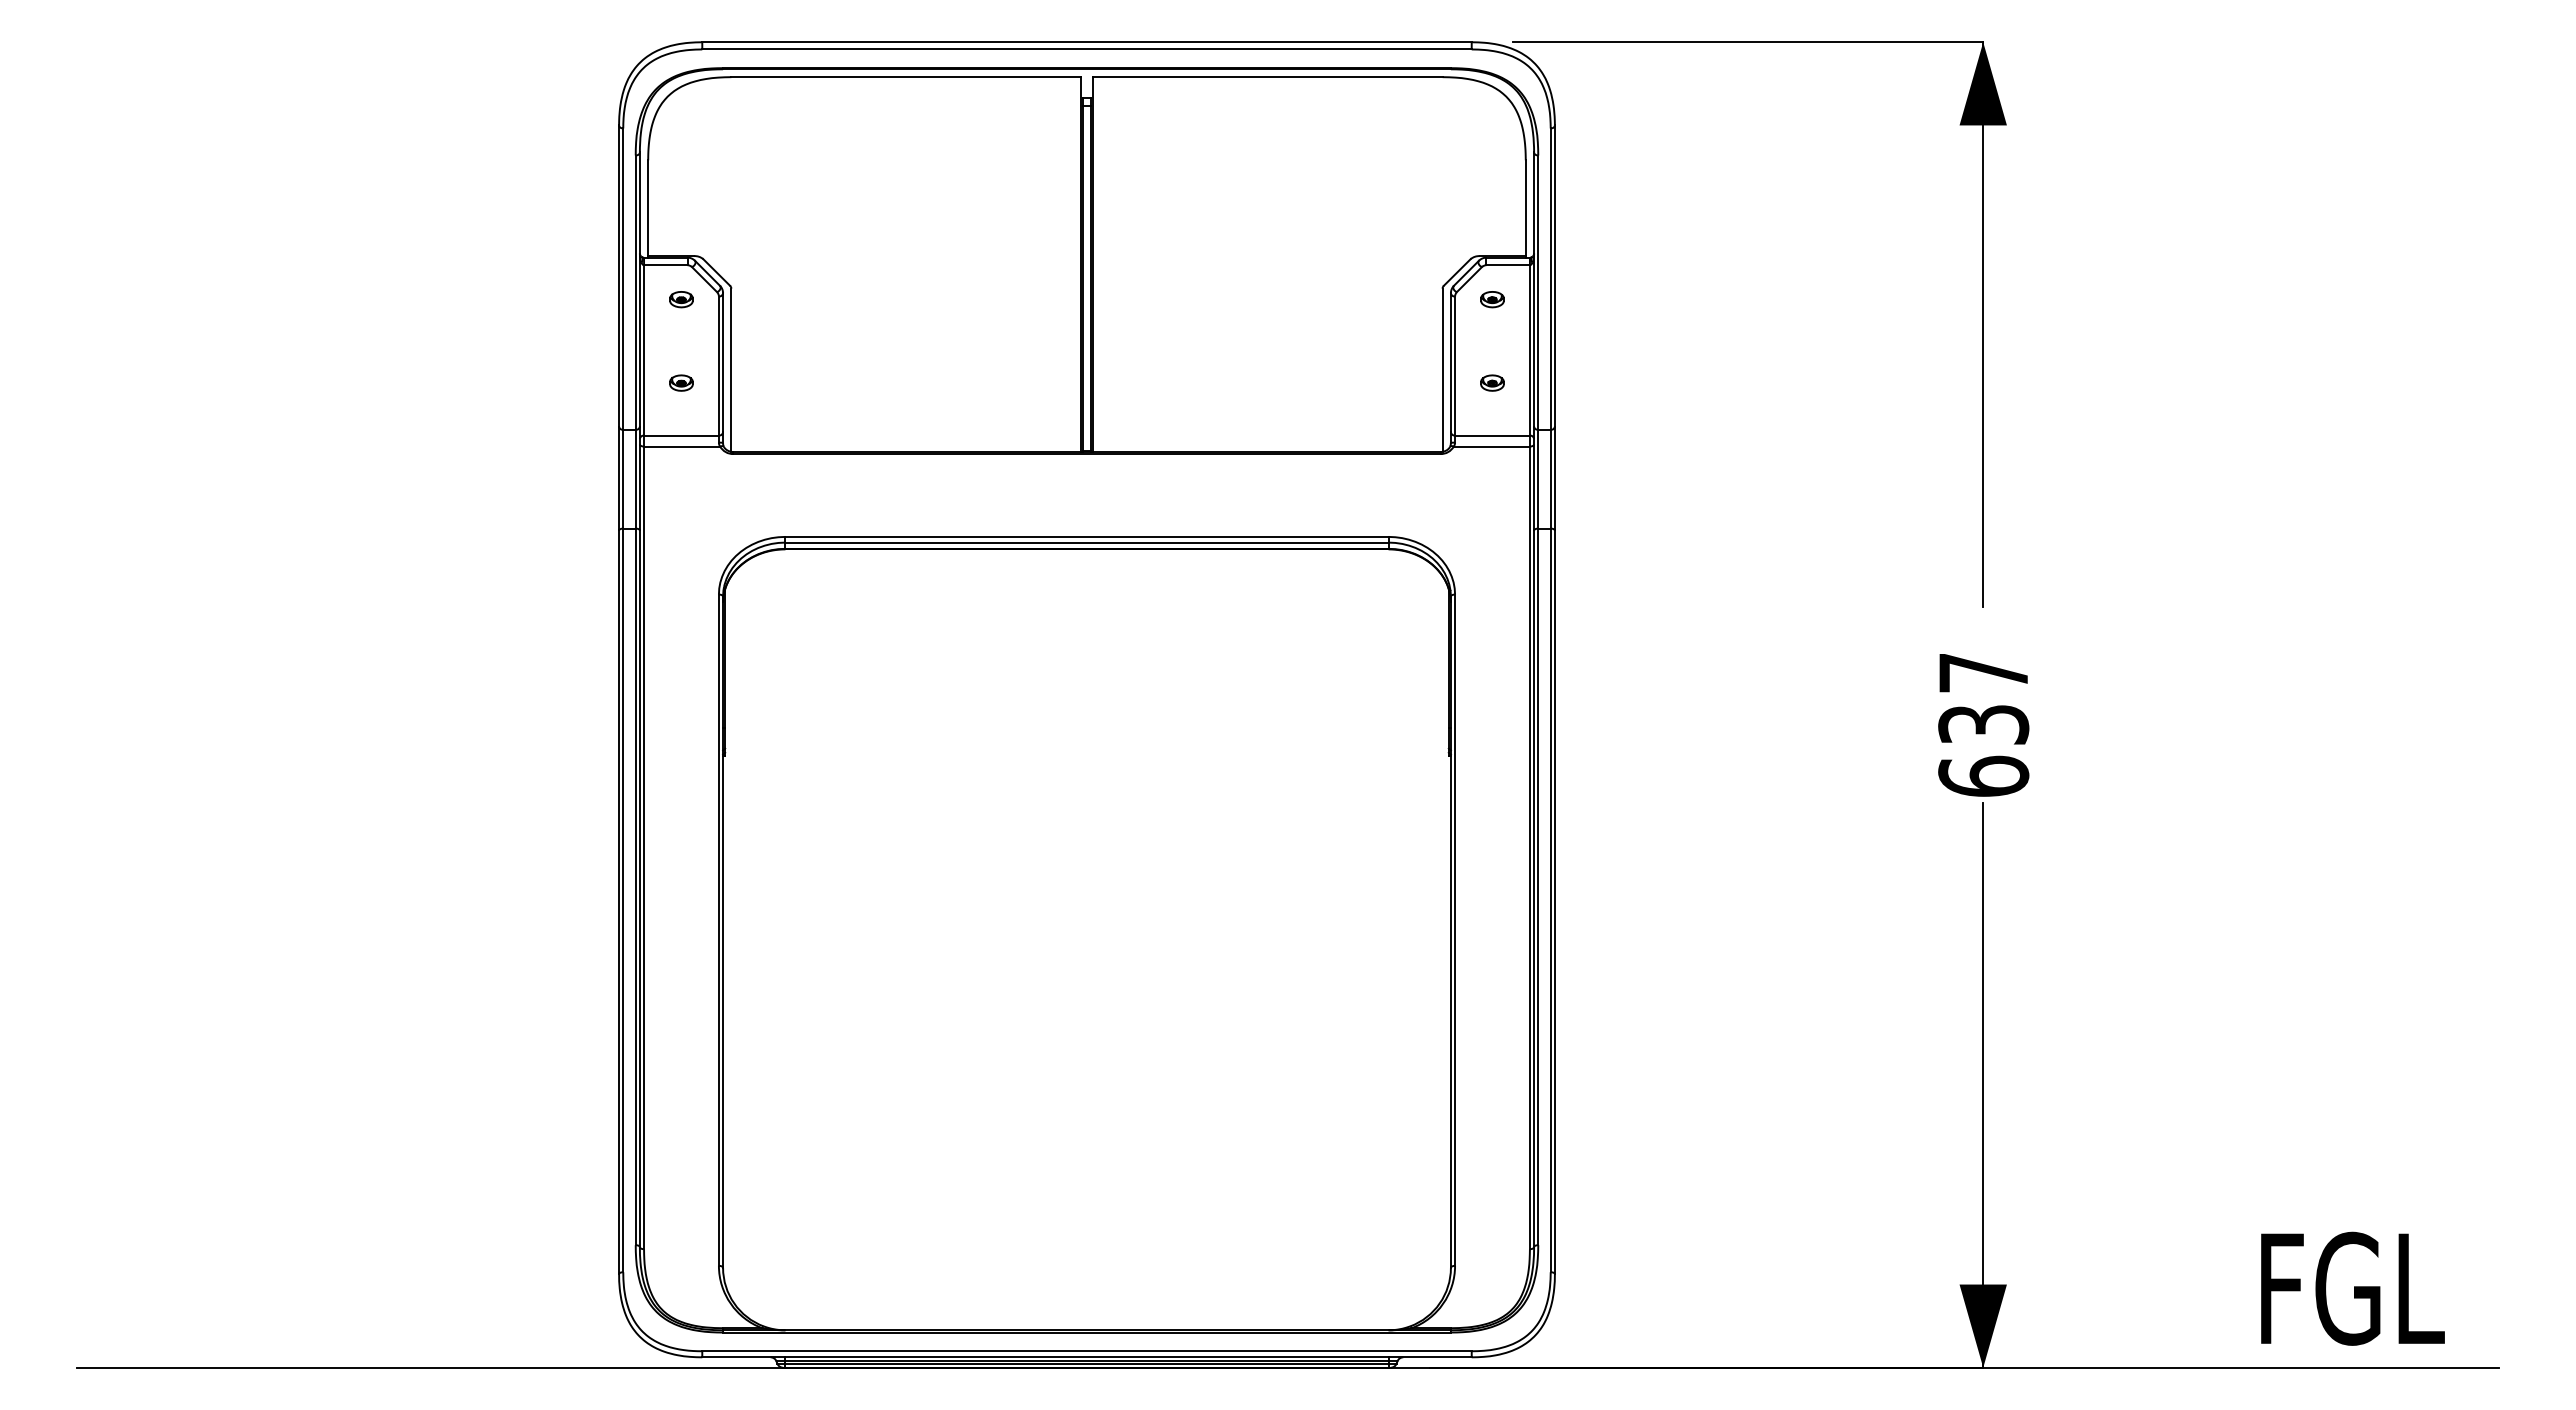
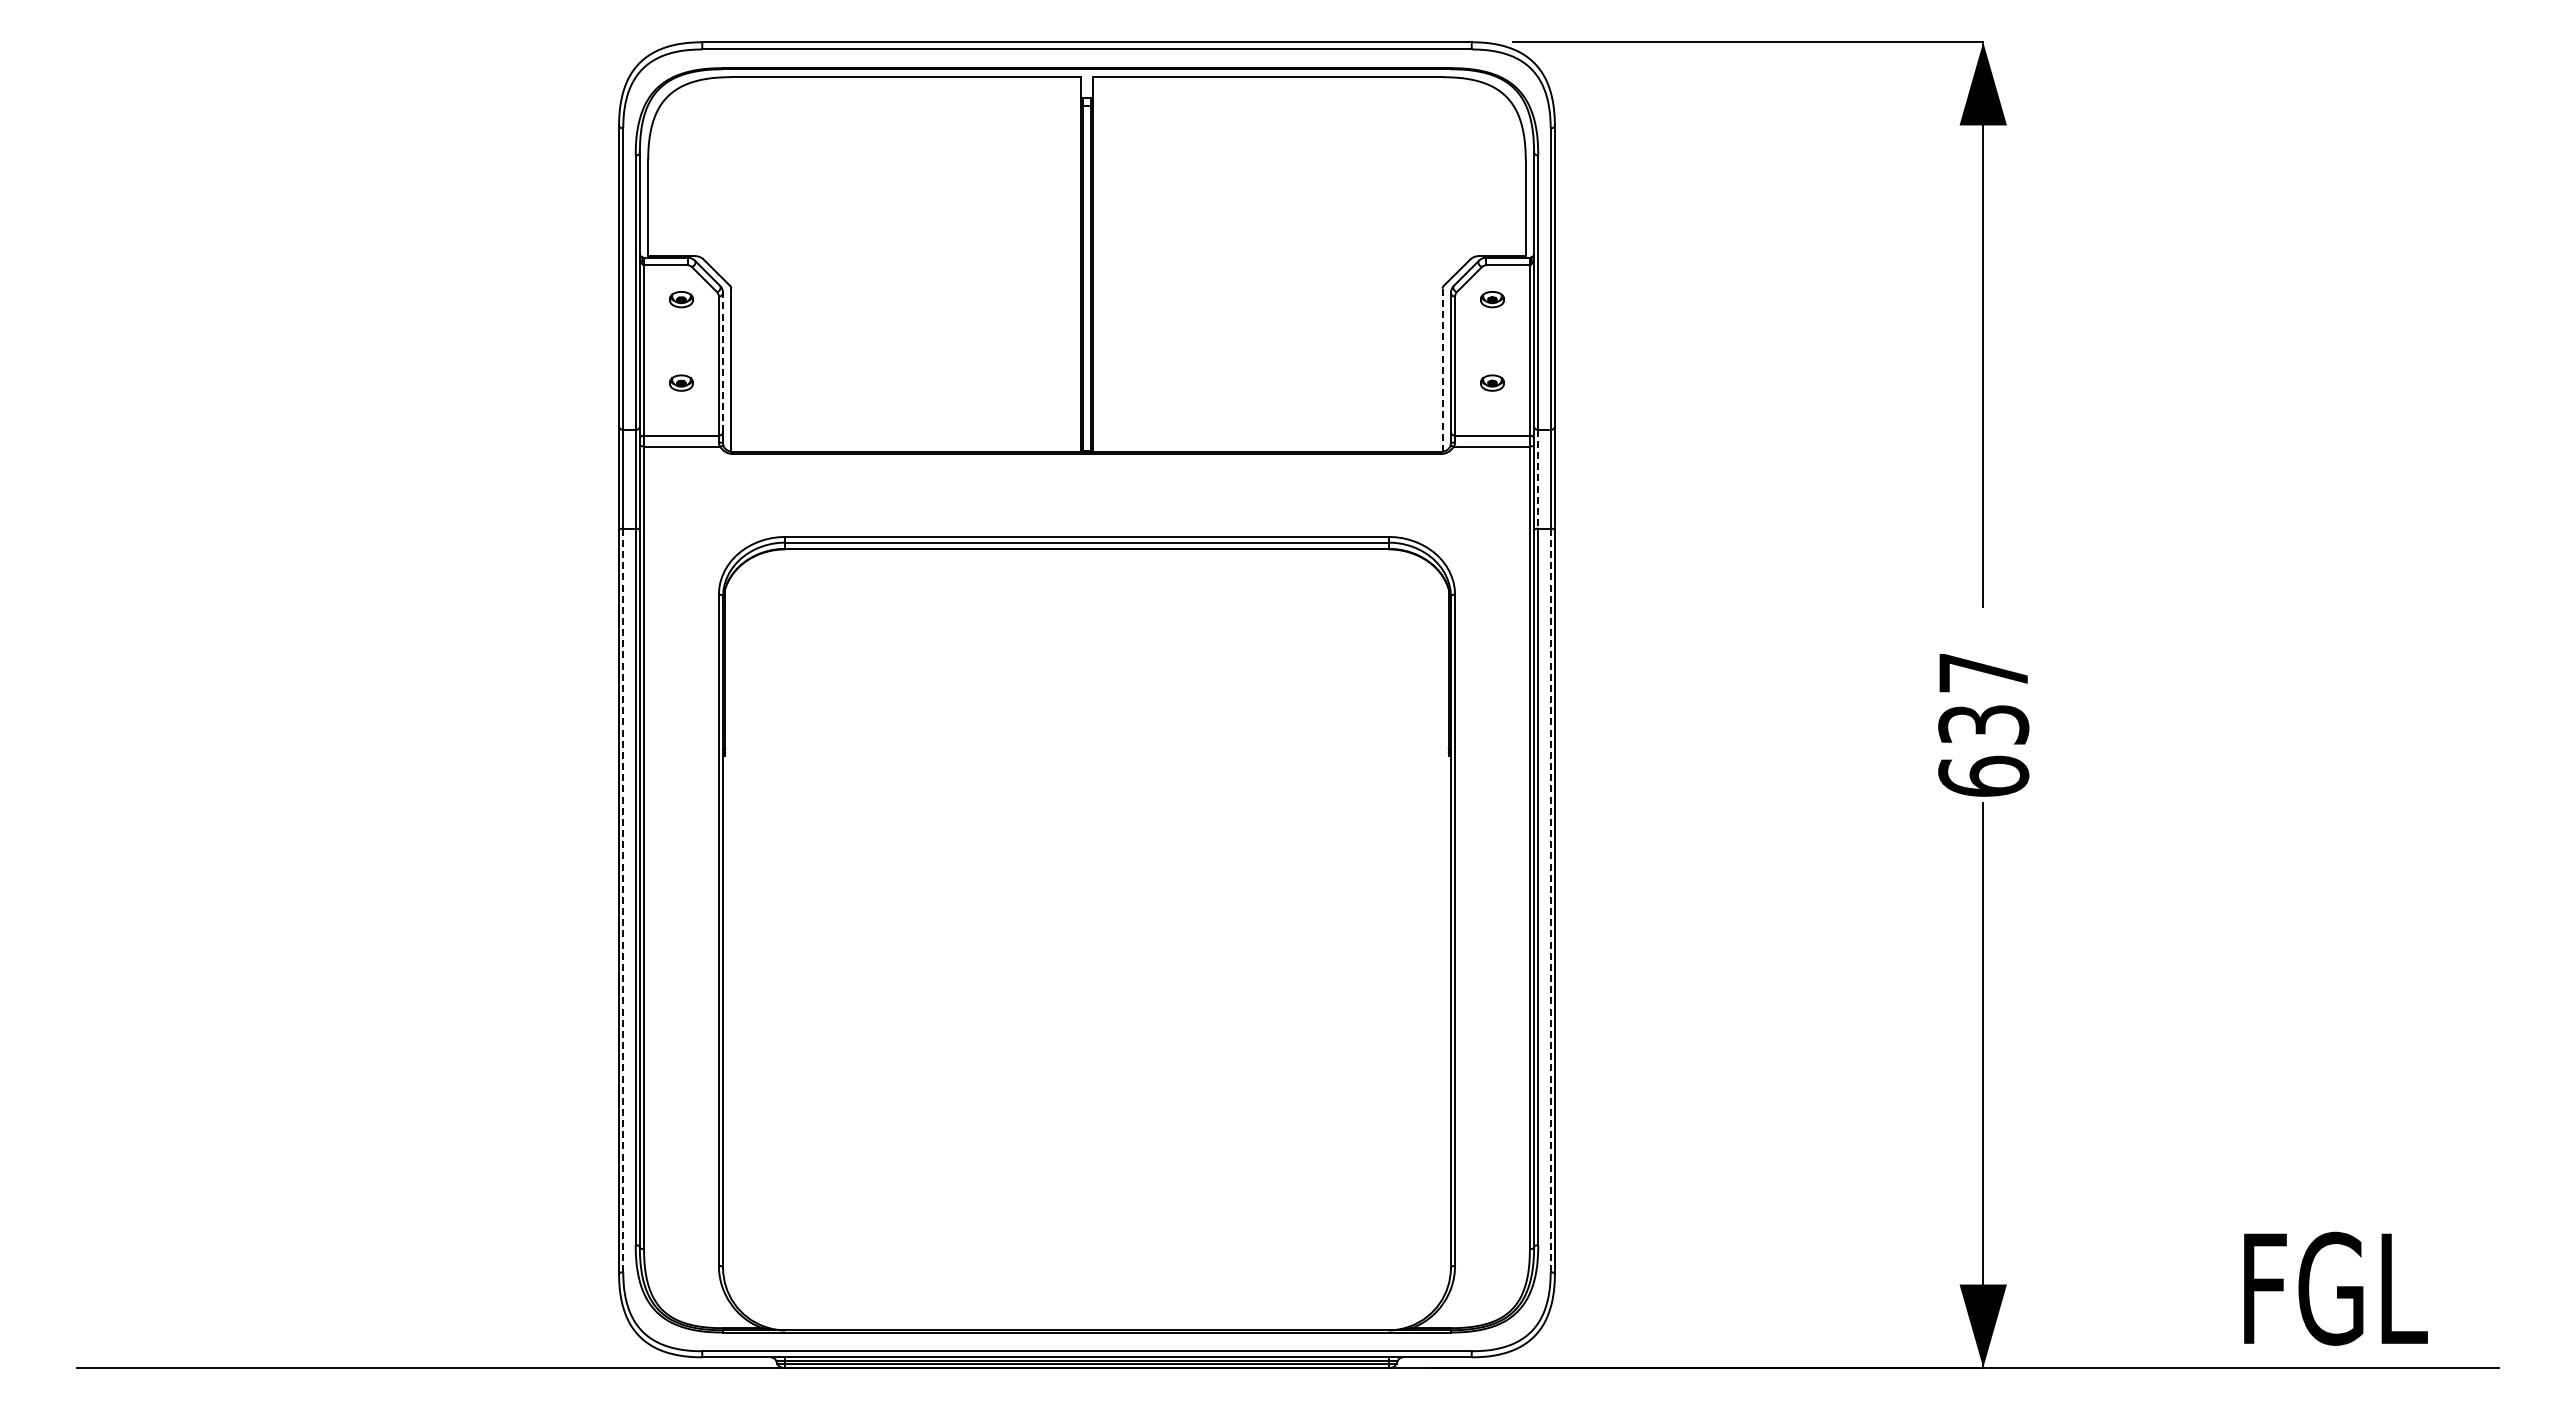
line: solid -> dashed (723, 362)
line: solid -> dashed (1442, 370)
line: solid -> dashed (1538, 479)
line: solid -> dashed (623, 900)
line: solid -> dashed (1550, 900)
text position: (2352, 1288) -> (2335, 1288) (2335, 1288)
